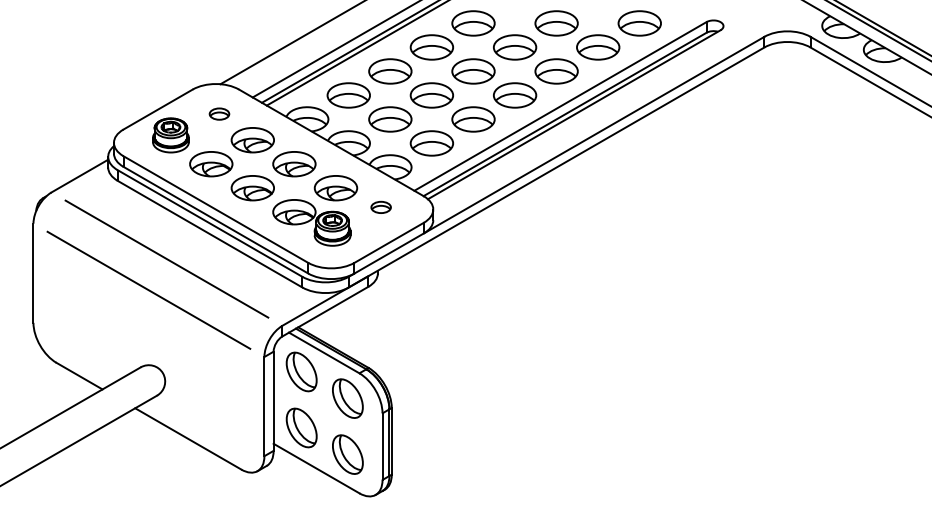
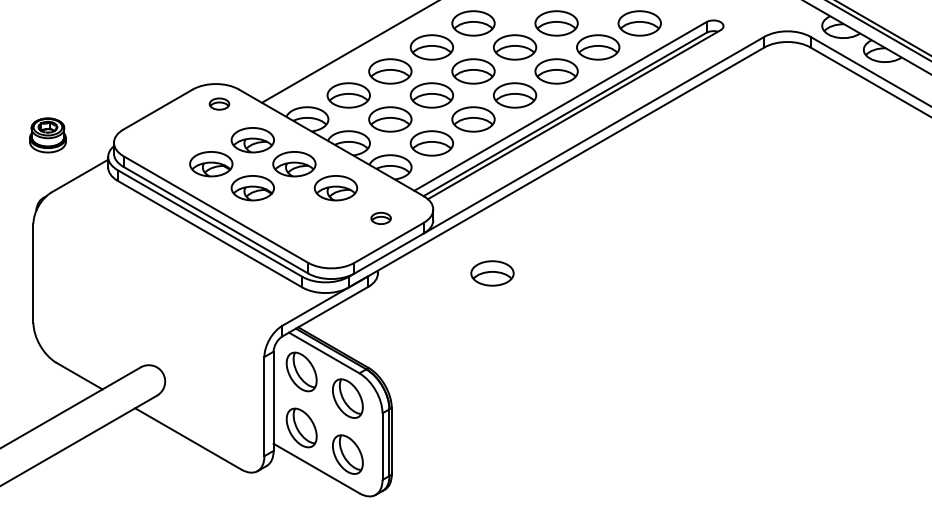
line: present -> none (291, 43)
line: present -> none (334, 49)
line: present -> none (356, 53)
part position: (219, 113) -> (219, 103) (219, 103)
part position: (170, 135) -> (47, 135) (47, 135)
part position: (380, 206) -> (380, 217) (380, 217)
part: present -> none (311, 222)
line: present -> none (166, 258)
part: none -> present (492, 273)
line: present -> none (148, 289)
